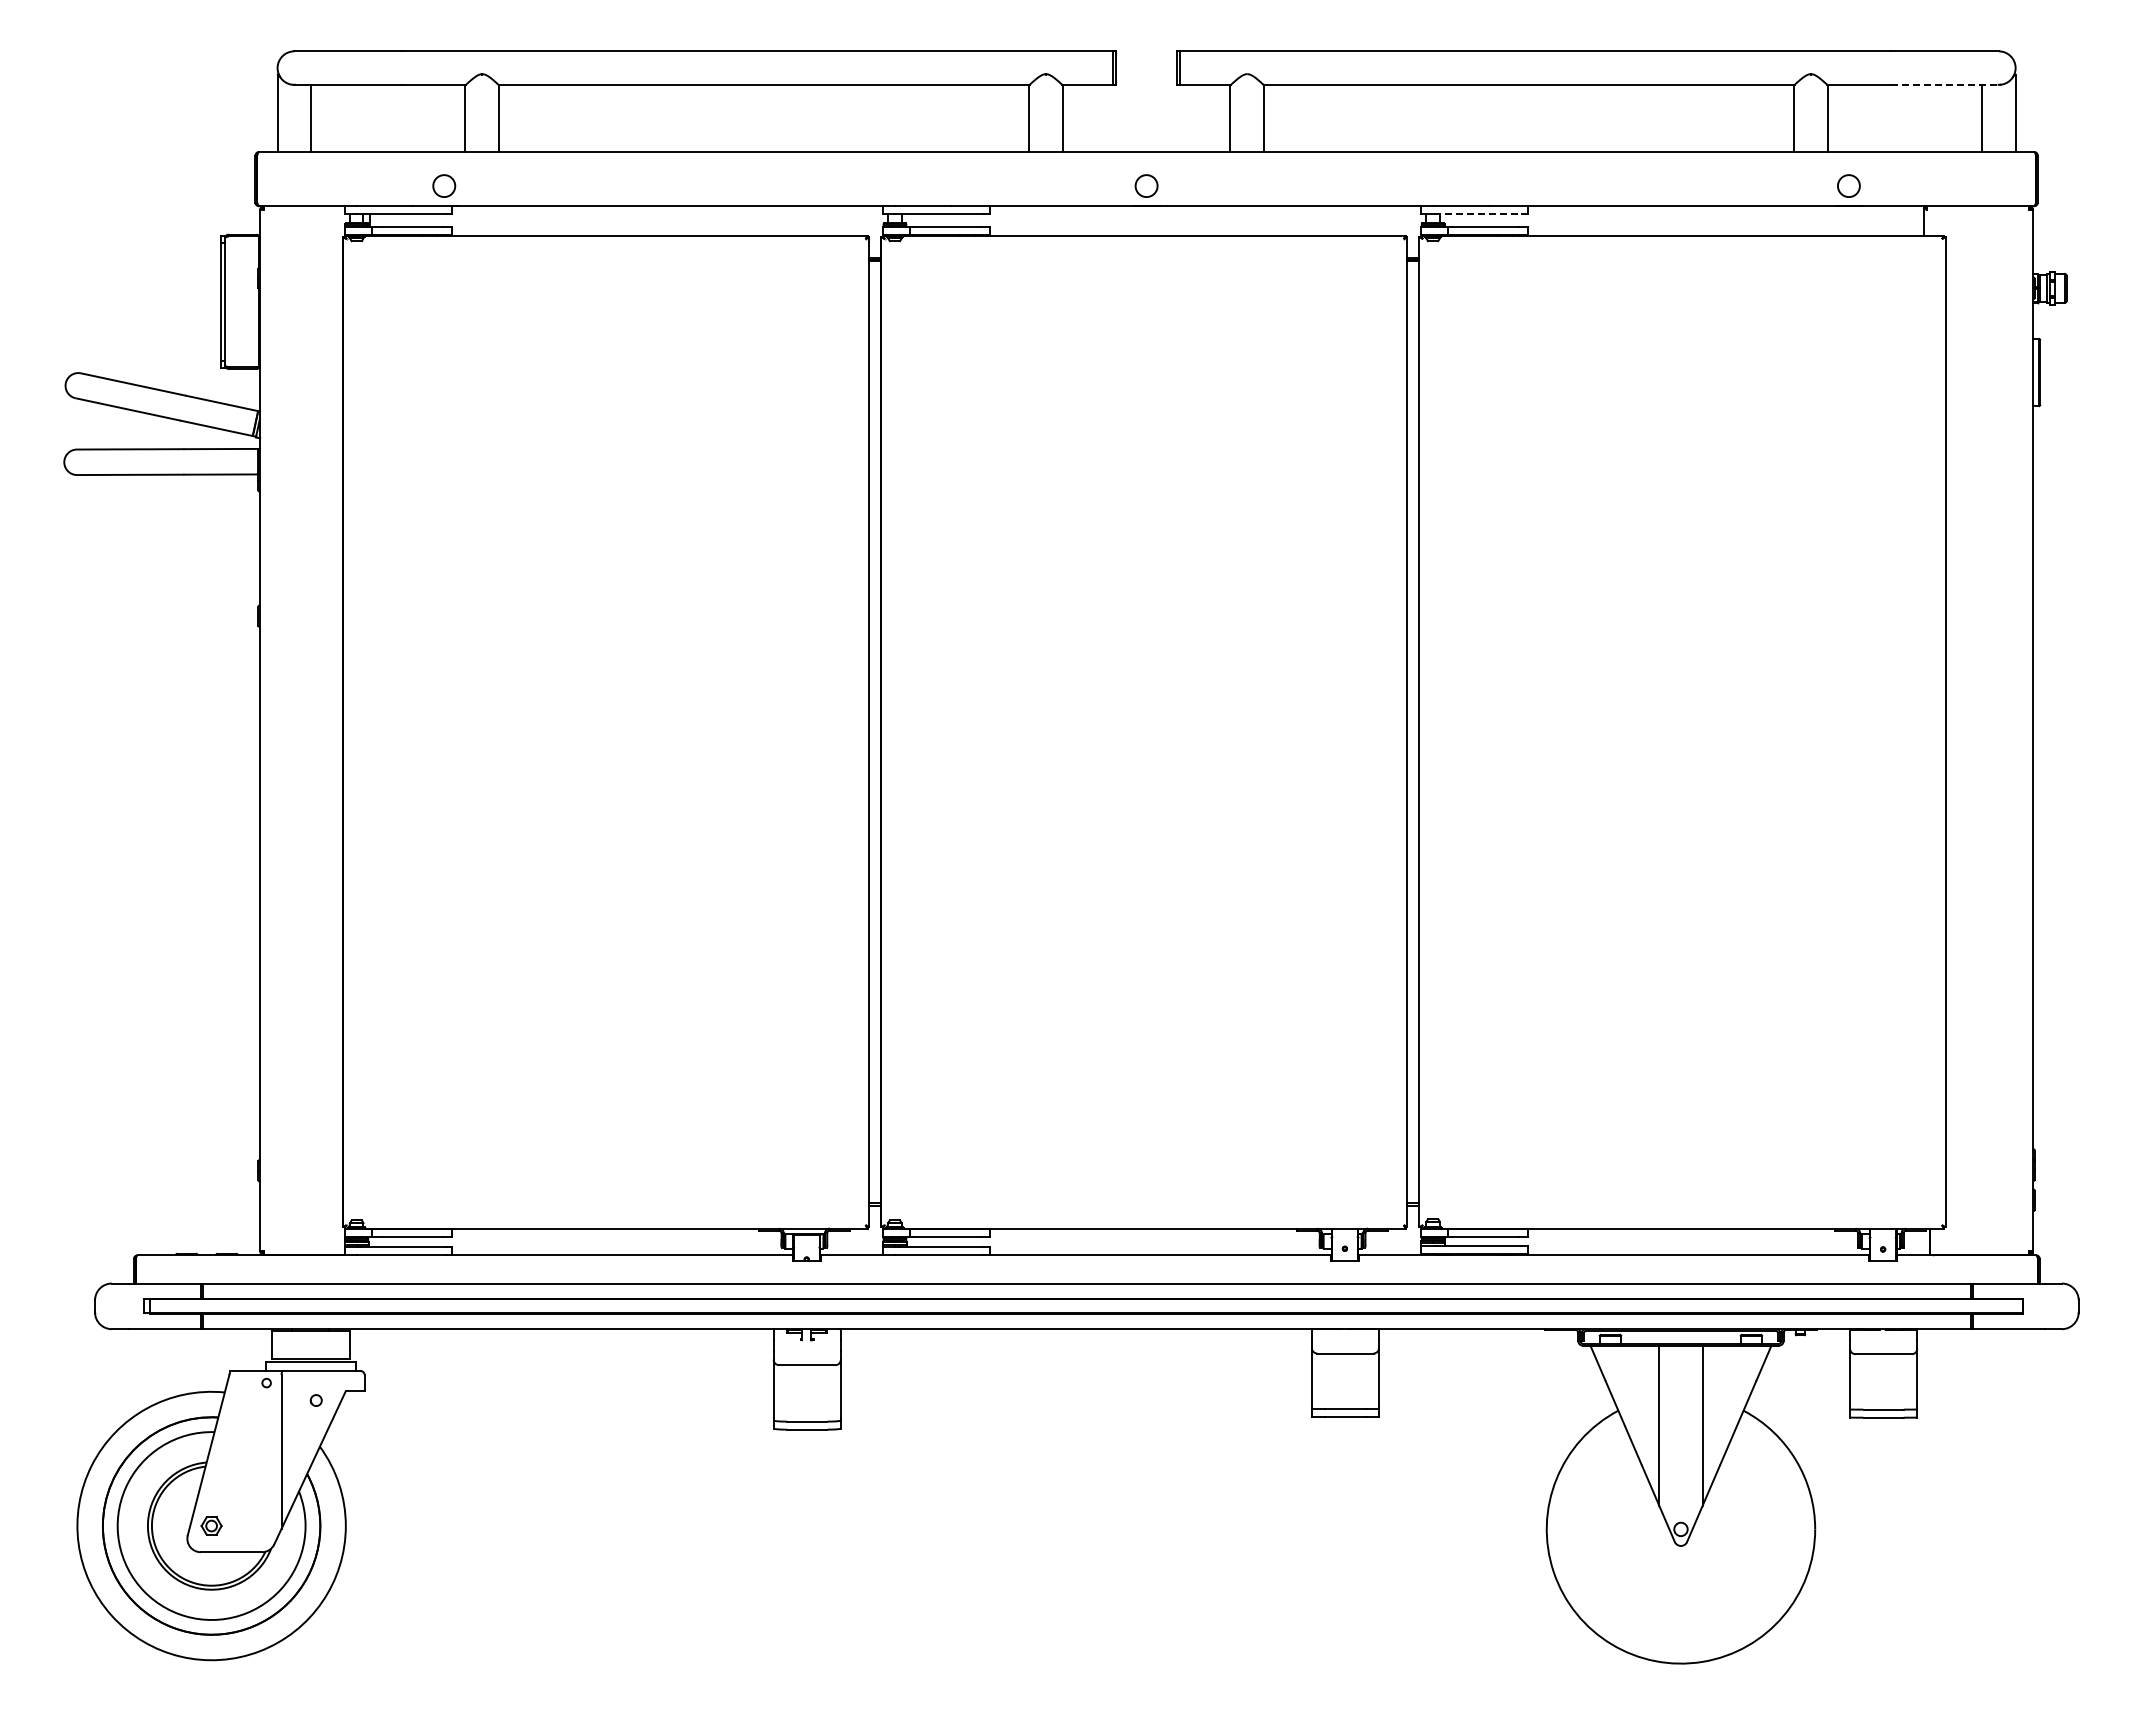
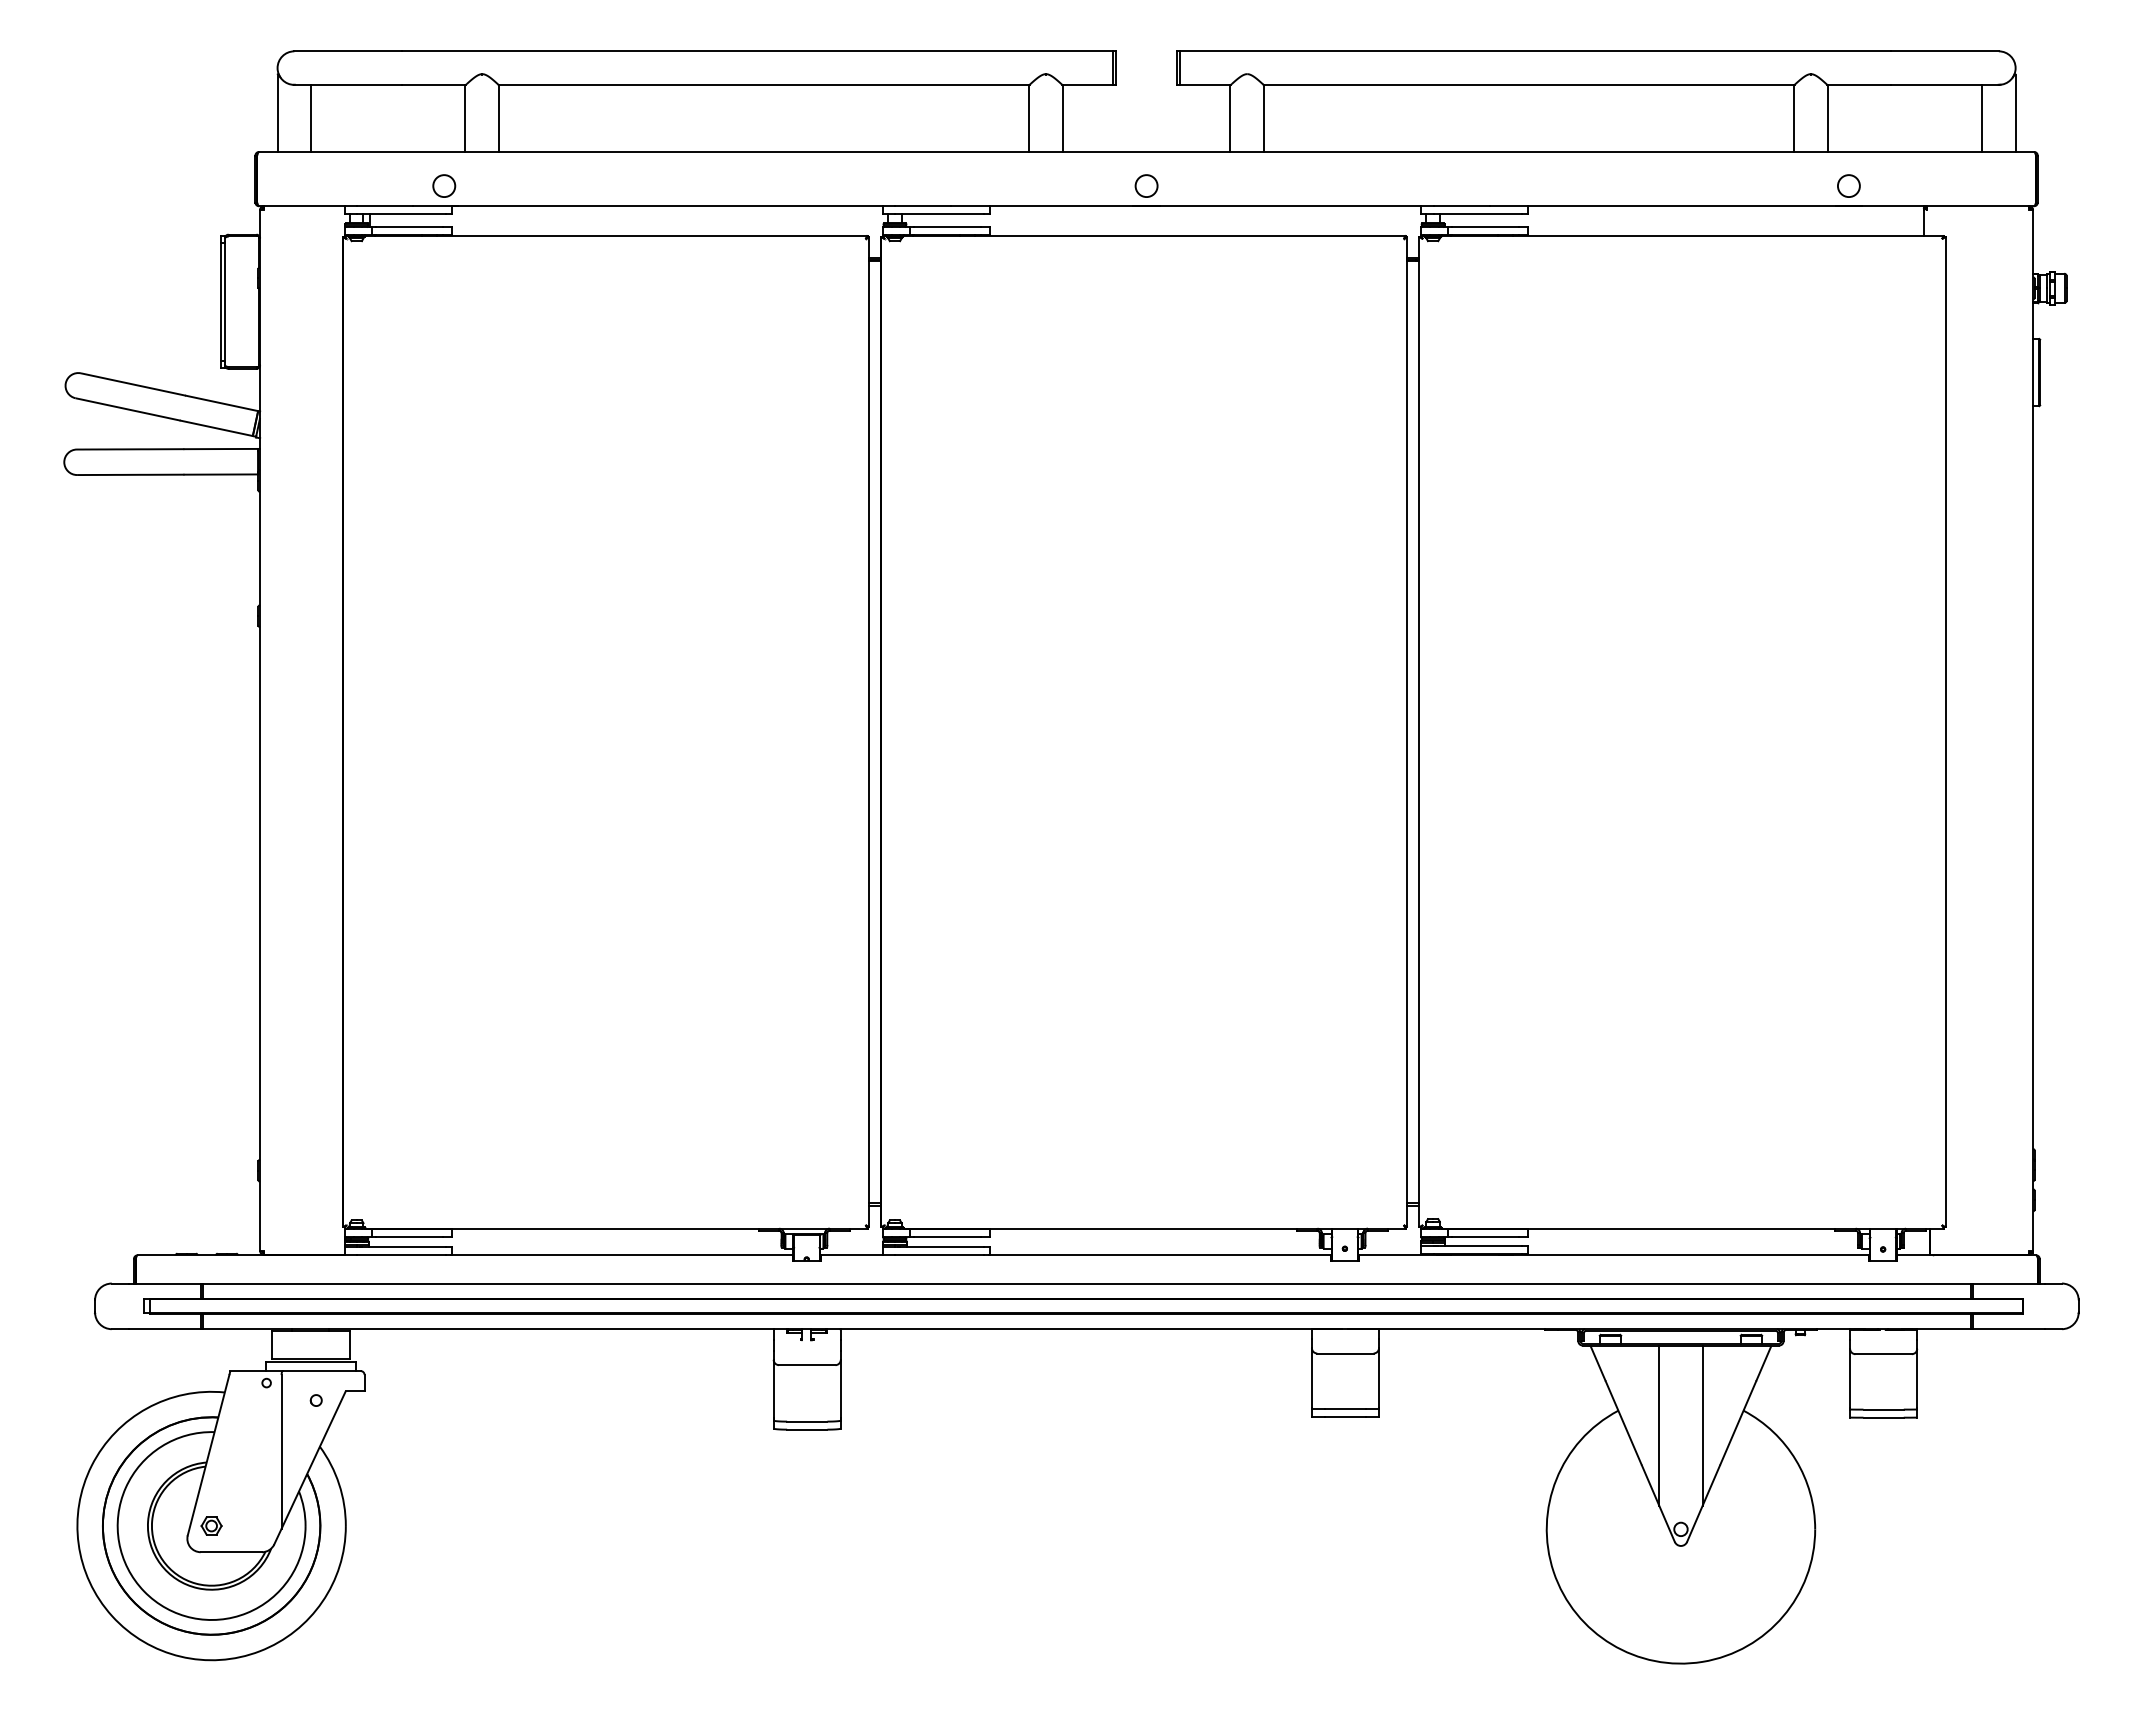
line: dashed -> solid (1945, 84)
line: dashed -> solid (1478, 214)
